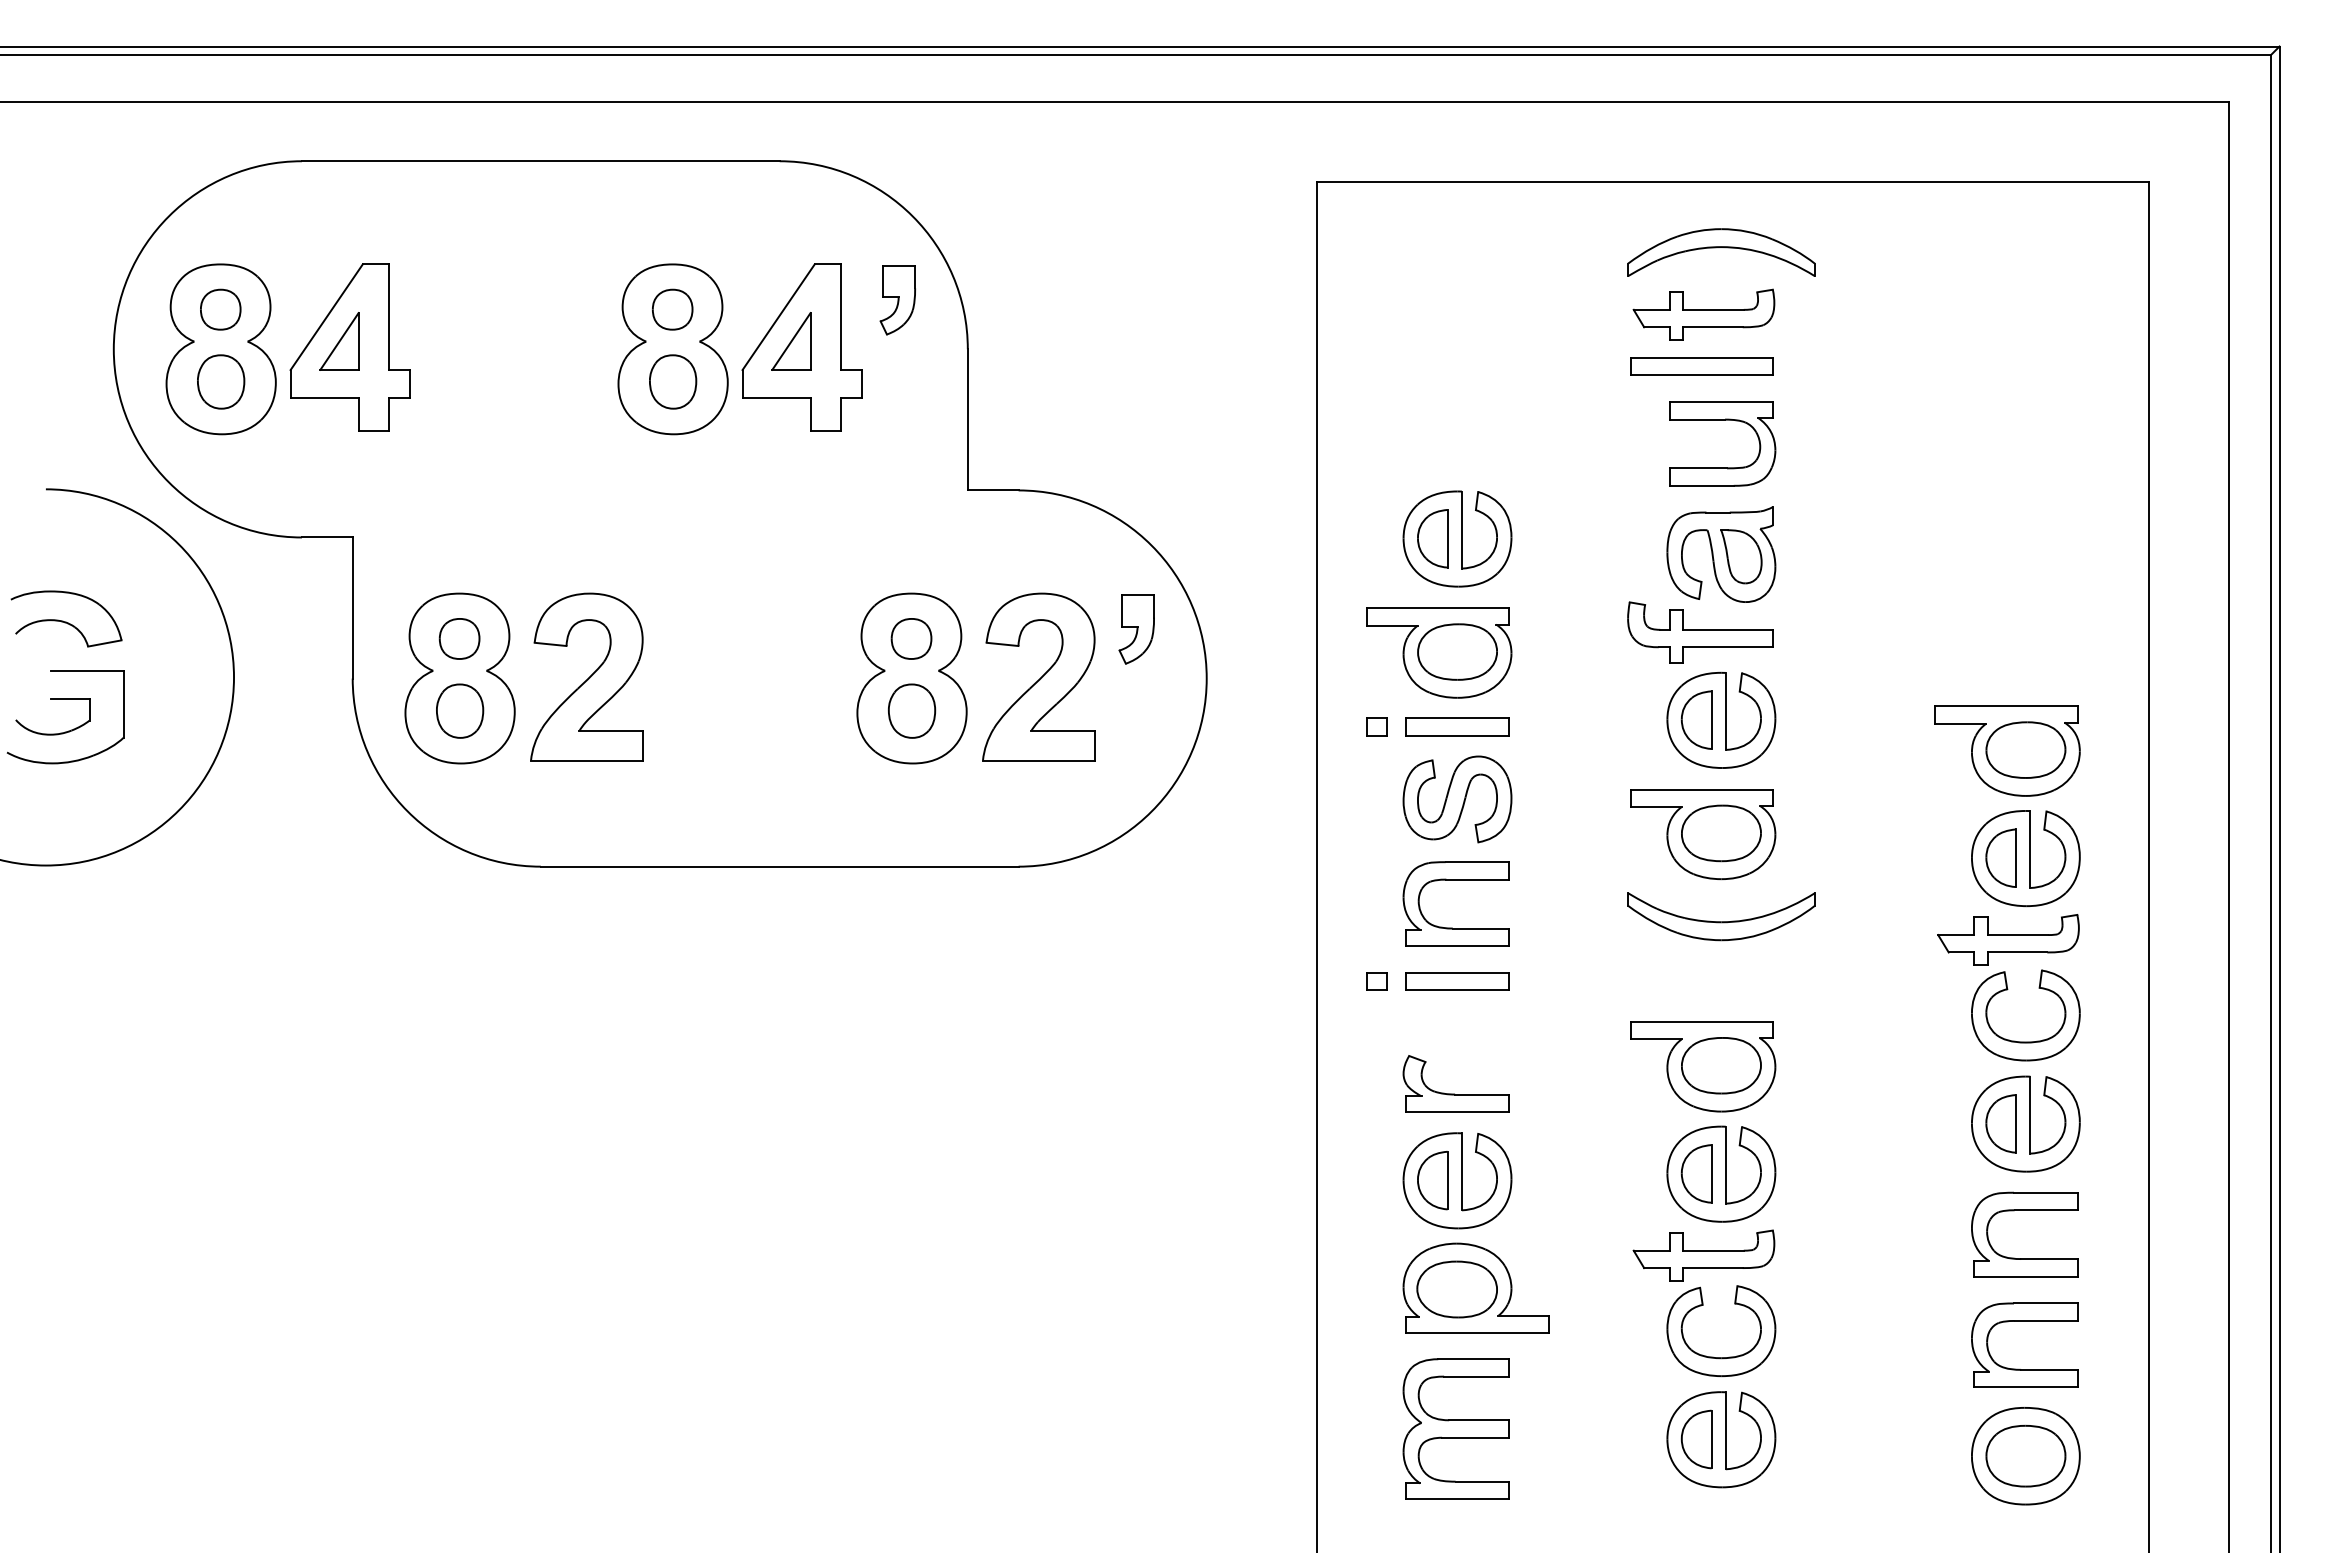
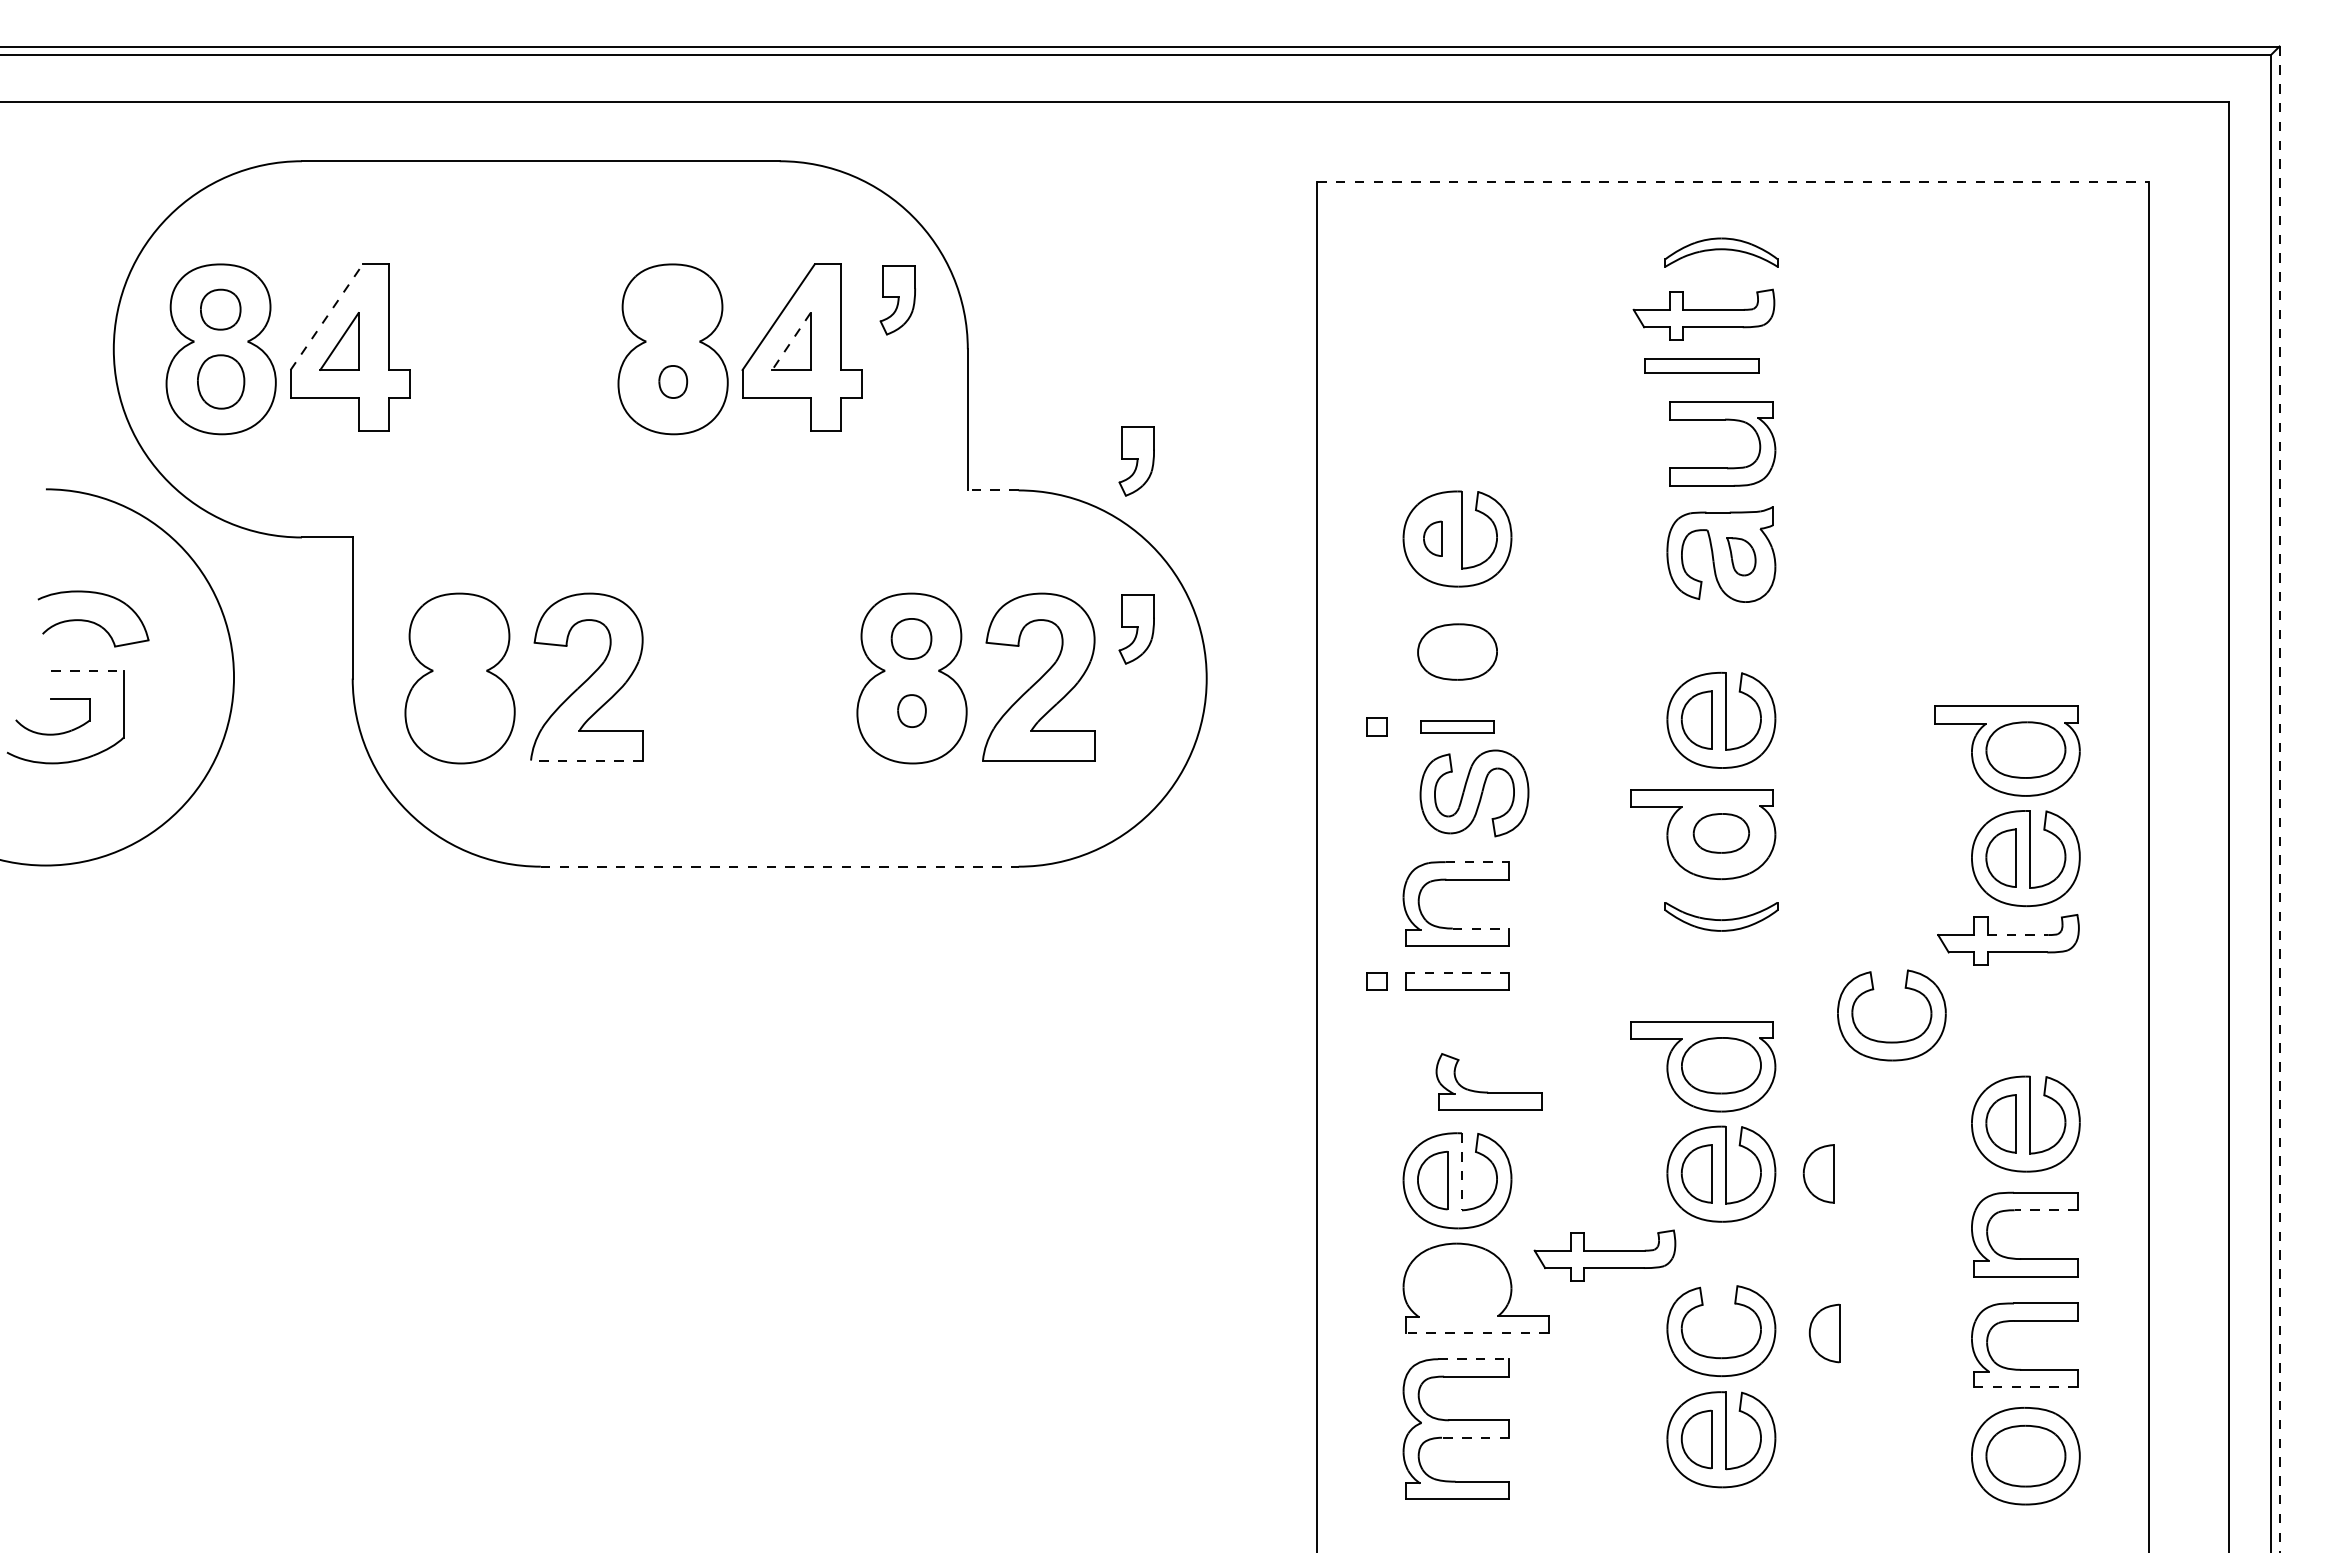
line: solid -> dashed (1732, 182)
part size: 189x49 px -> 115x31 px (1721, 252)
part: present -> none (672, 309)
line: solid -> dashed (326, 317)
line: solid -> dashed (791, 341)
part size: 144x19 px -> 116x16 px (1701, 365)
part size: 49x56 px -> 31x34 px (673, 381)
part: none -> present (1136, 461)
line: solid -> dashed (992, 490)
part size: 32x60 px -> 20x37 px (1432, 538)
part size: 43x56 px -> 31x40 px (1741, 556)
part position: (66, 618) -> (93, 618) (93, 618)
part: present -> none (1700, 632)
part: present -> none (459, 638)
part: present -> none (1439, 652)
line: solid -> dashed (88, 671)
part: present -> none (460, 710)
part size: 50x56 px -> 30x34 px (911, 710)
part size: 105x20 px -> 75x14 px (1457, 726)
line: solid -> dashed (586, 760)
part position: (1457, 799) -> (1474, 793) (1474, 793)
line: solid -> dashed (2279, 799)
part size: 81x59 px -> 58x41 px (1720, 833)
line: solid -> dashed (1477, 862)
line: solid -> dashed (779, 866)
part size: 189x50 px -> 115x30 px (1721, 916)
line: solid -> dashed (1481, 928)
line: solid -> dashed (2018, 935)
line: solid -> dashed (1457, 972)
part position: (2025, 1041) -> (1891, 1041) (1891, 1041)
part position: (1454, 1093) -> (1487, 1091) (1487, 1091)
line: solid -> dashed (1461, 1171)
part: none -> present (1818, 1173)
line: solid -> dashed (2045, 1210)
part position: (1703, 1255) -> (1604, 1255) (1604, 1255)
part: present -> none (1456, 1289)
line: solid -> dashed (1476, 1333)
part: none -> present (1824, 1333)
line: solid -> dashed (1474, 1359)
line: solid -> dashed (2025, 1387)
line: solid -> dashed (1475, 1437)
